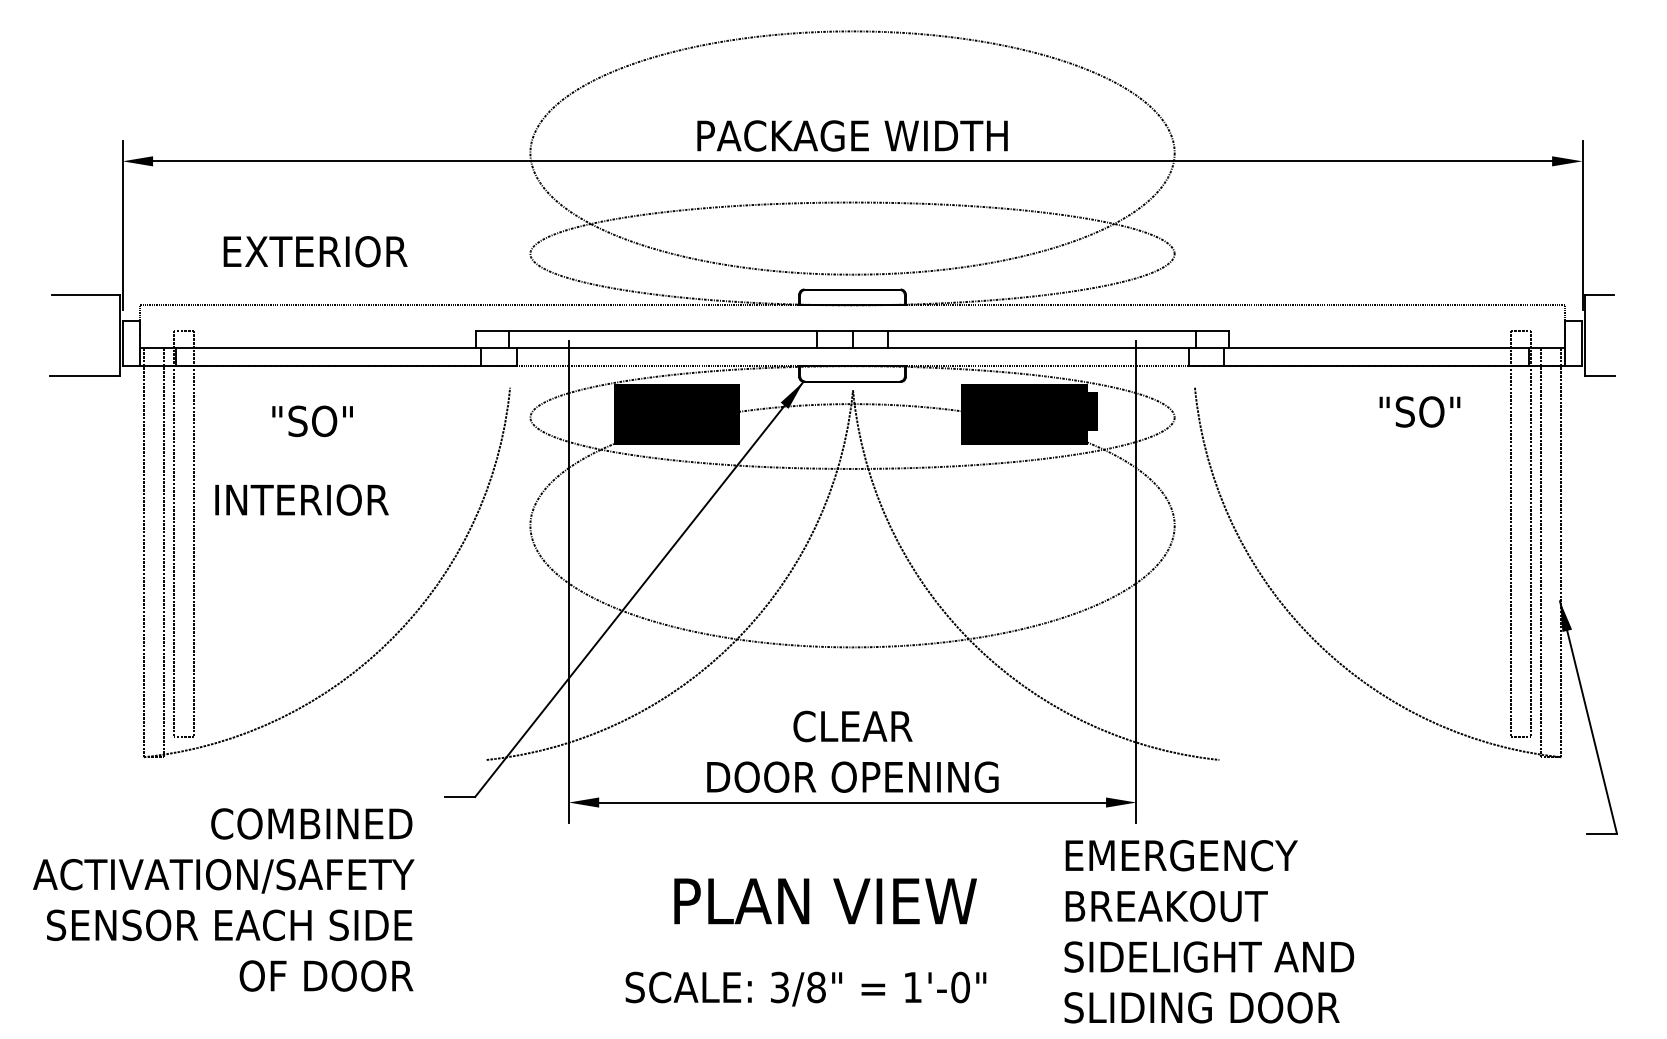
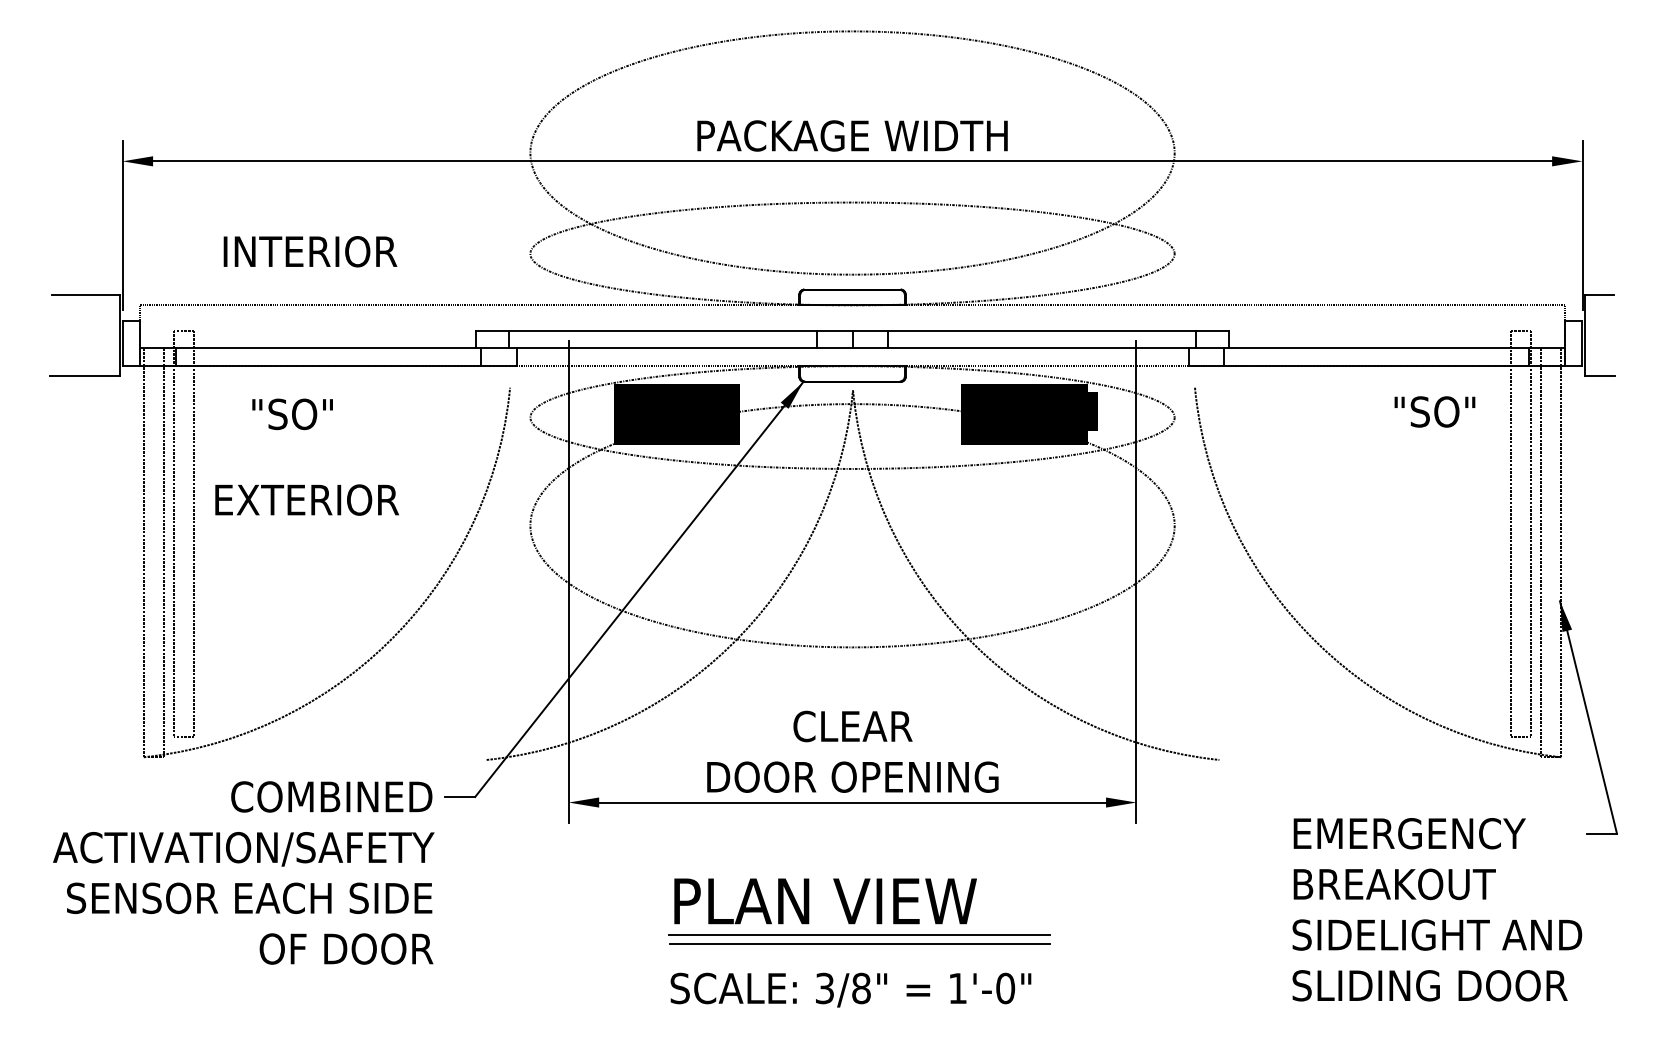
text: EXTERIOR -> INTERIOR (317, 251)
text position: (1419, 411) -> (1434, 411) (1434, 411)
text position: (312, 421) -> (292, 414) (292, 414)
text: INTERIOR -> EXTERIOR (308, 499)
text position: (223, 899) -> (243, 872) (243, 872)
text position: (1209, 931) -> (1437, 909) (1437, 909)
line: none -> present (859, 935)
line: none -> present (859, 944)
text position: (805, 988) -> (850, 989) (850, 989)
